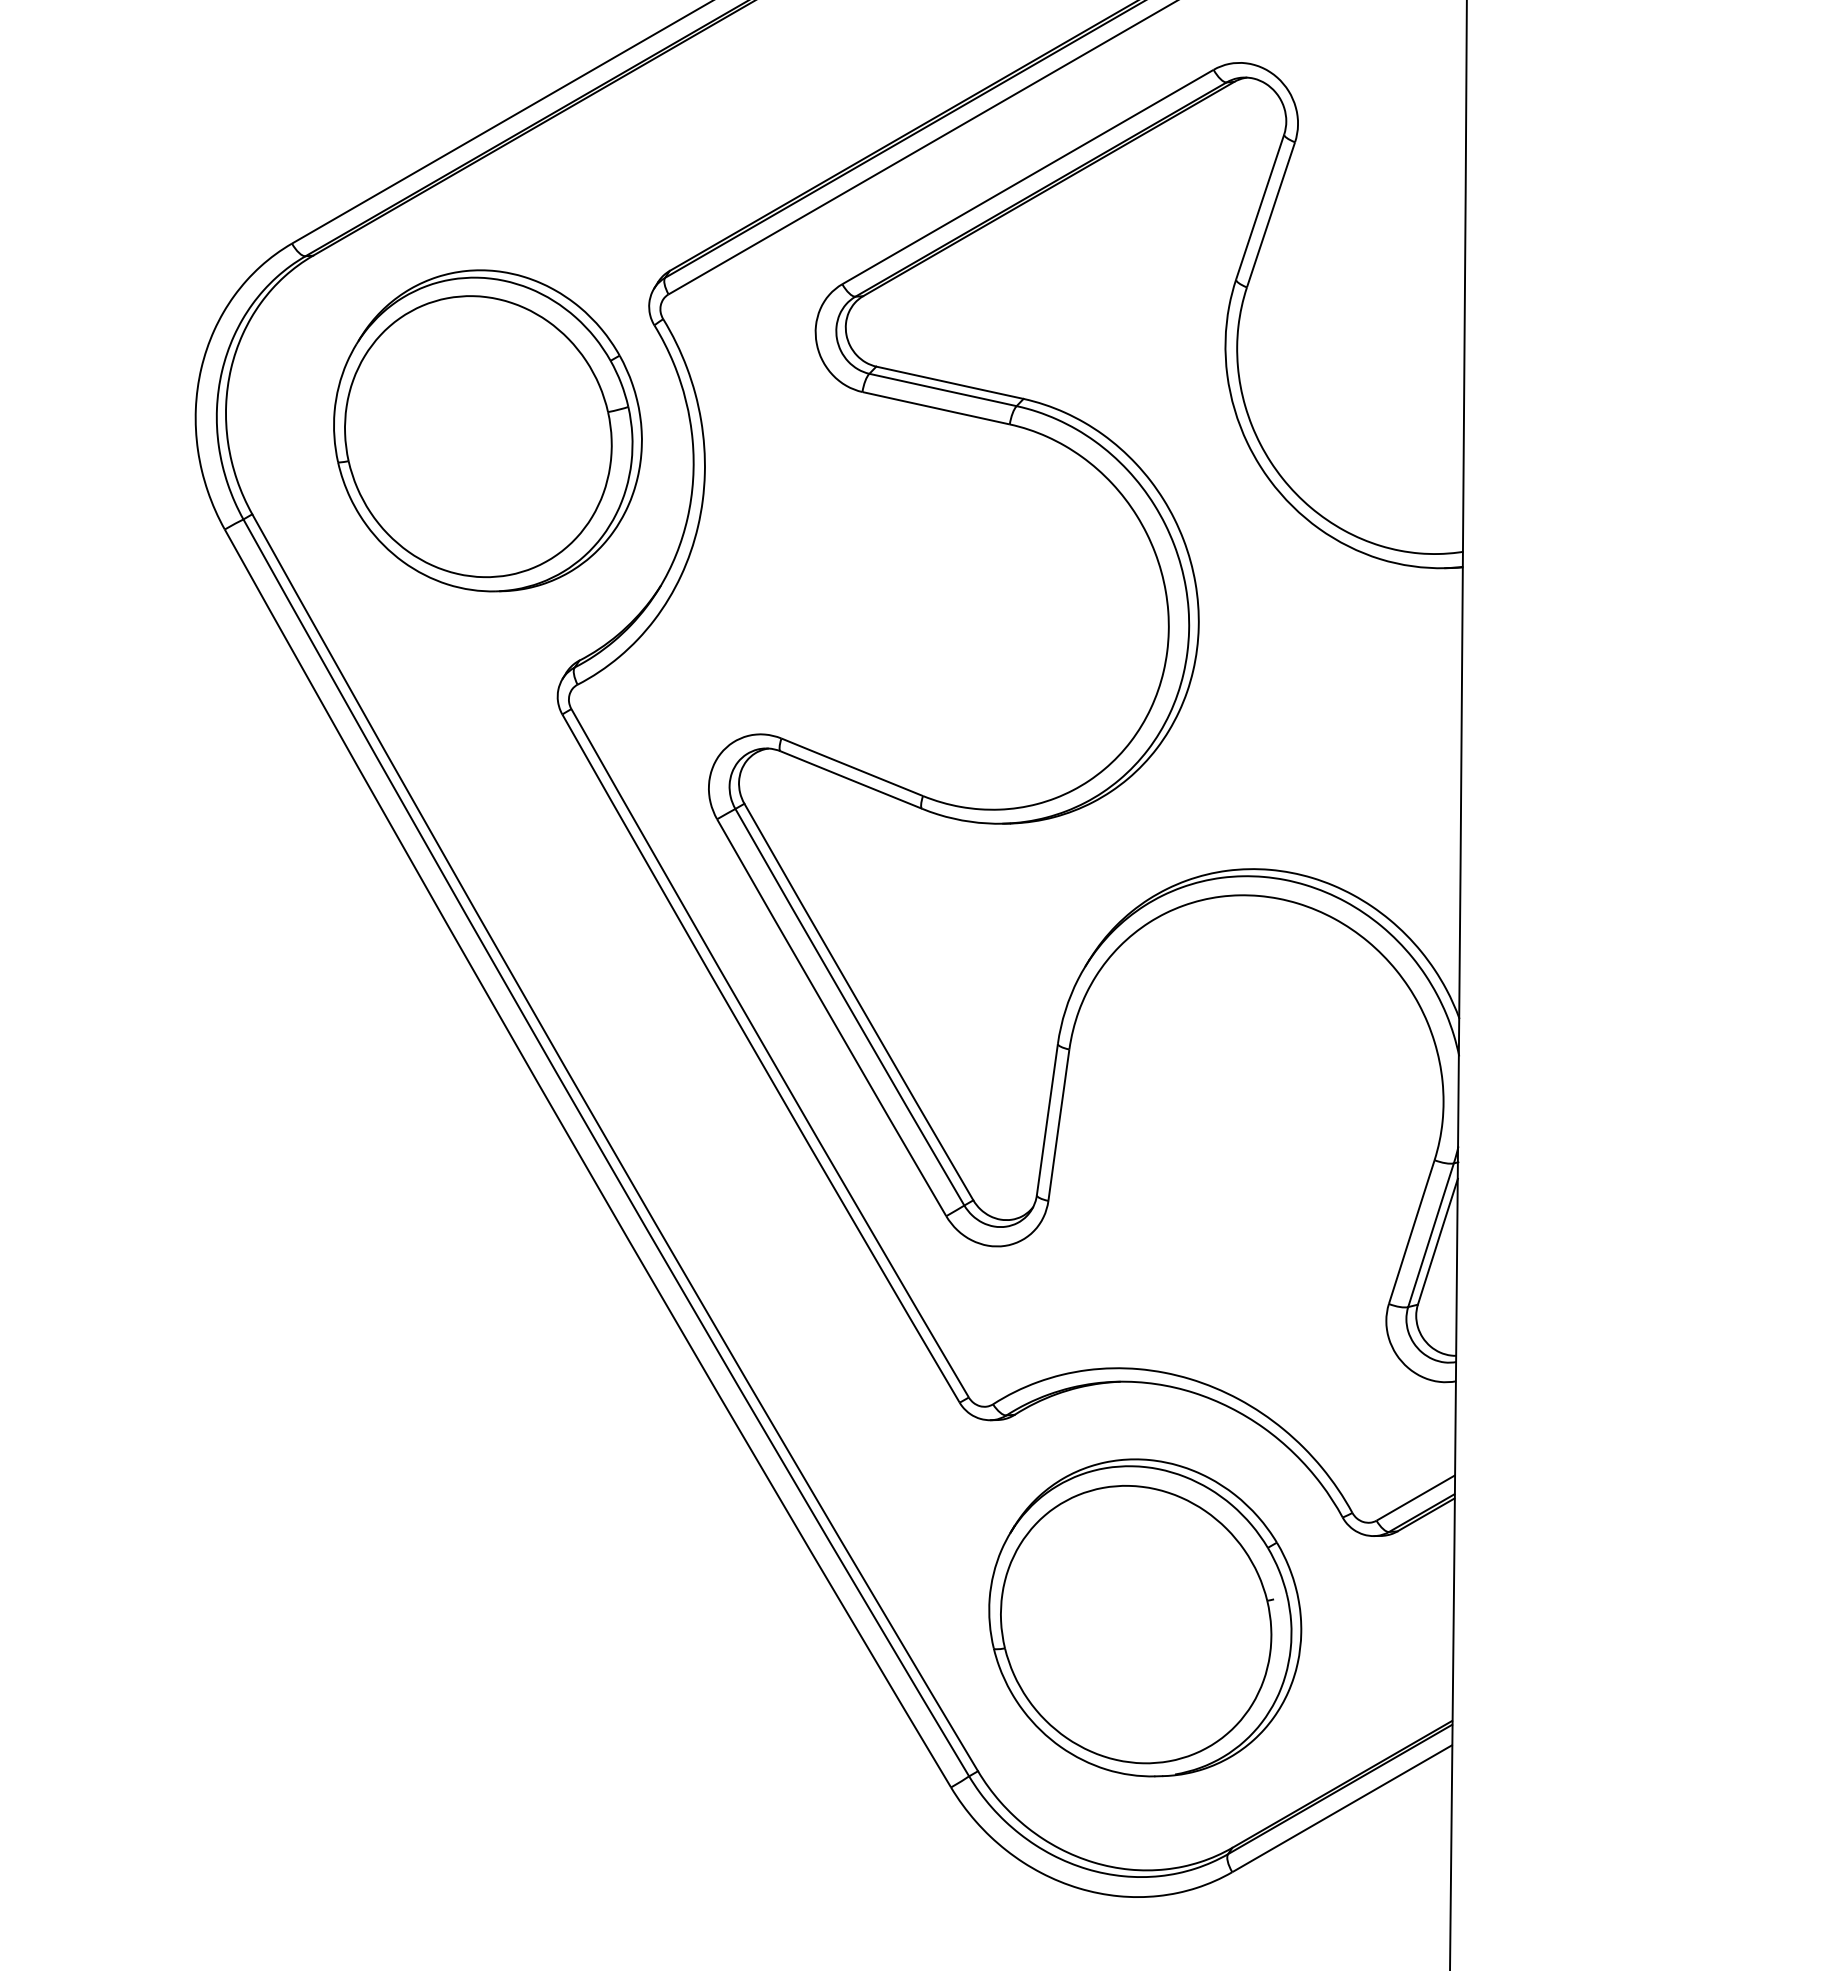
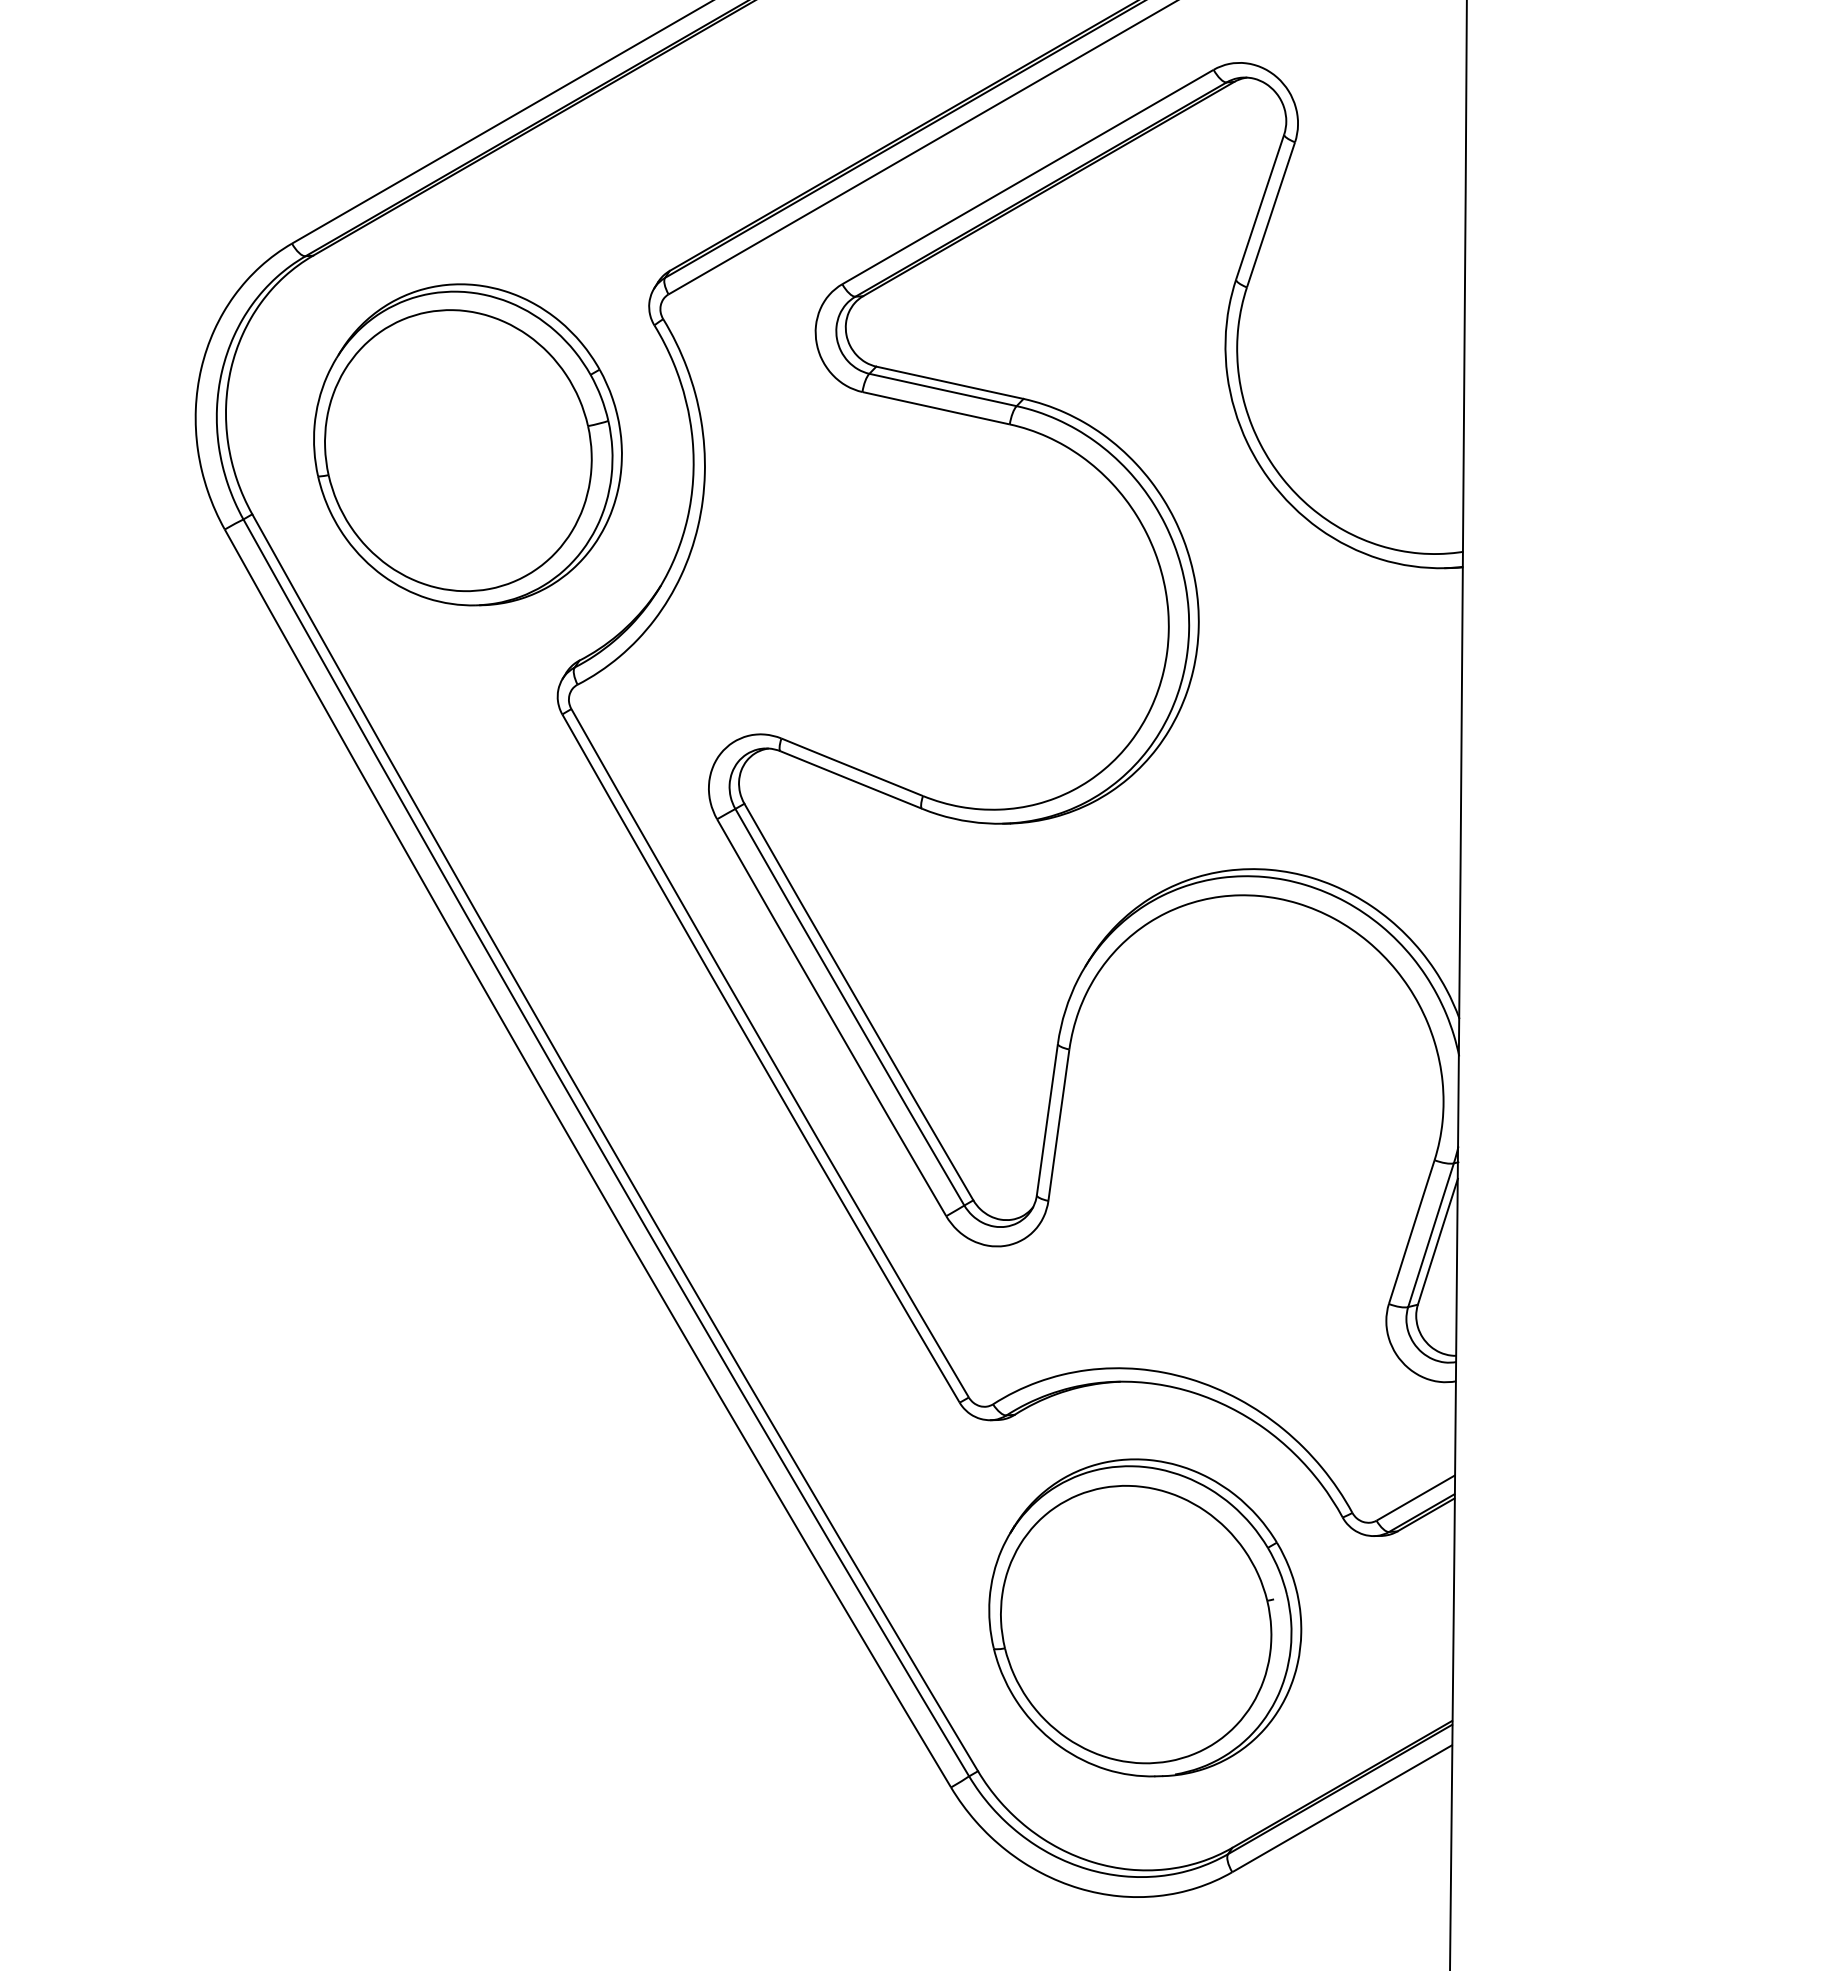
part position: (487, 430) -> (467, 444) (467, 444)
